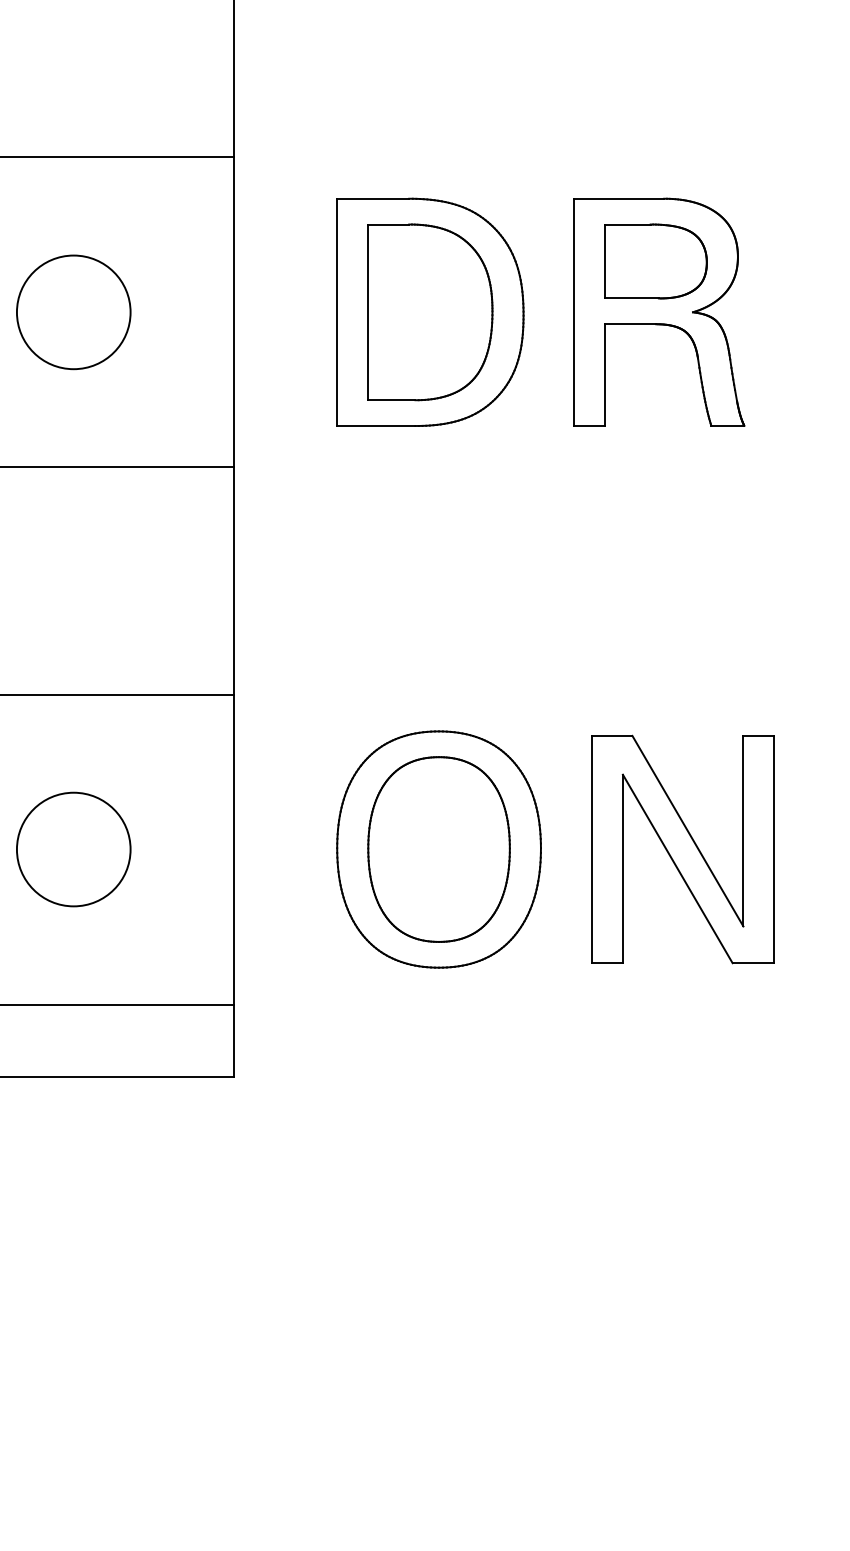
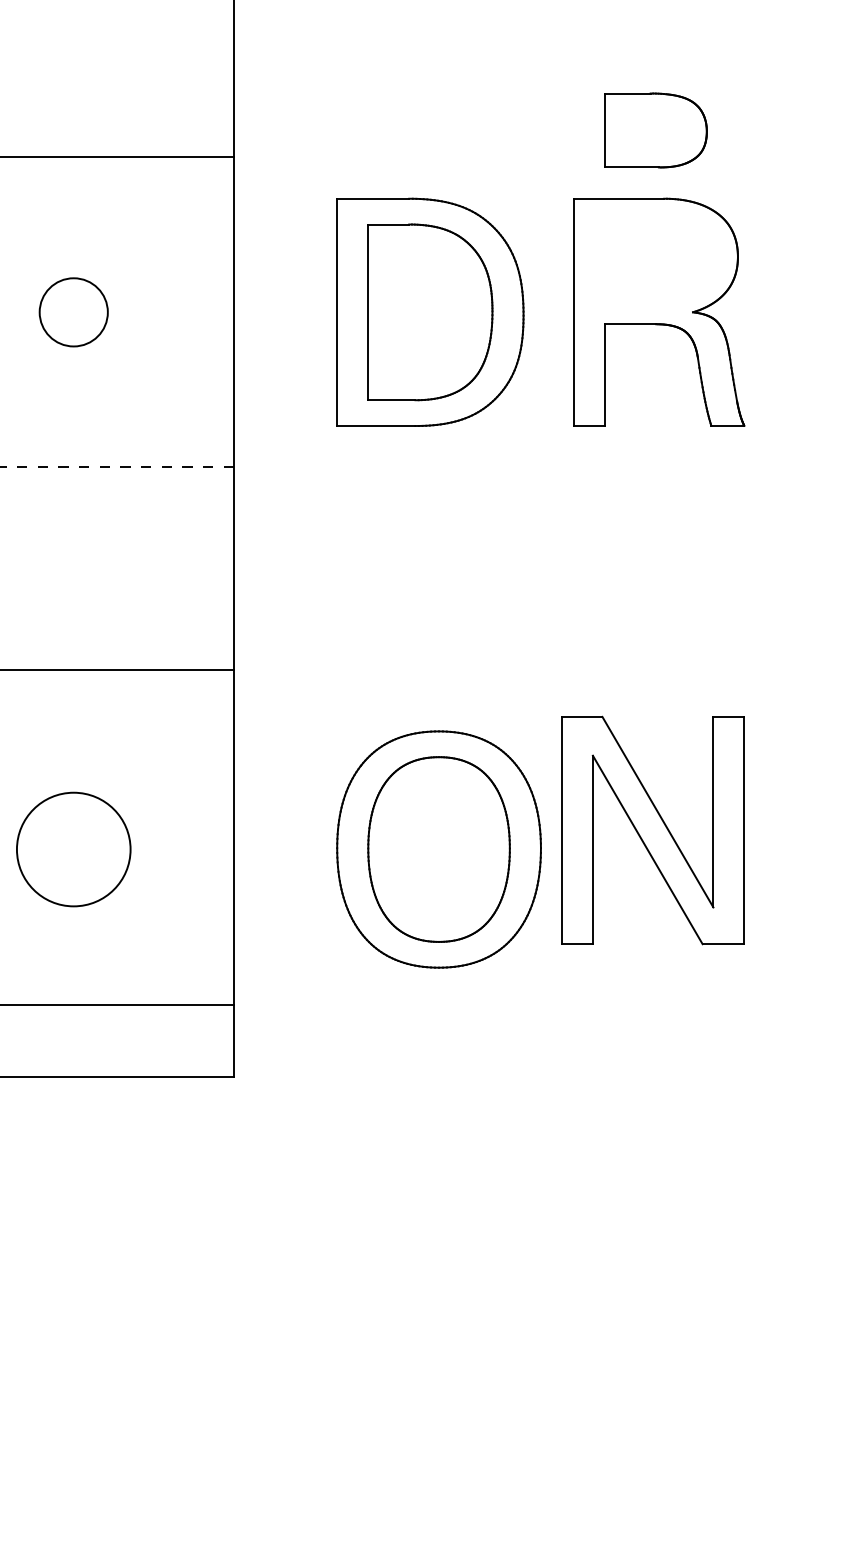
part position: (655, 261) -> (655, 130) (655, 130)
circle diameter: 114 px -> 68 px (73, 312)
line: solid -> dashed (117, 467)
line position: (117, 694) -> (117, 669) (117, 669)
part position: (682, 849) -> (652, 830) (652, 830)
